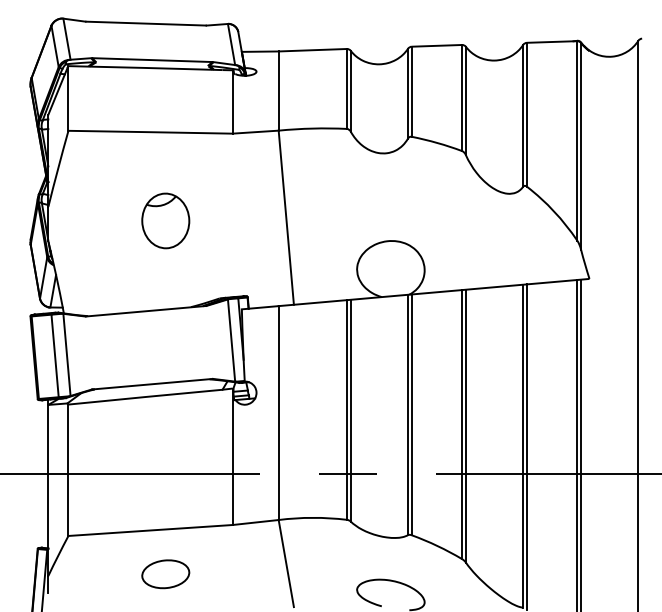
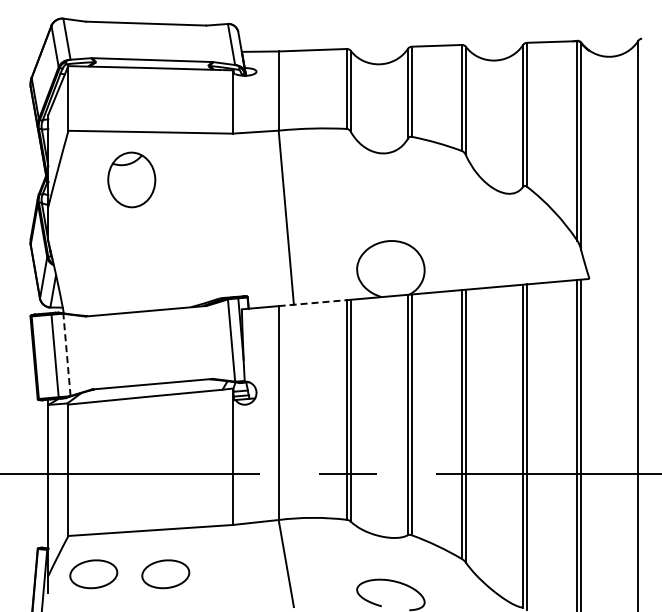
part position: (165, 220) -> (131, 179) (131, 179)
line: solid -> dashed (313, 303)
line: solid -> dashed (66, 354)
part: none -> present (93, 574)
